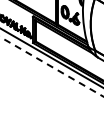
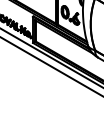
line: dashed -> solid (52, 67)
